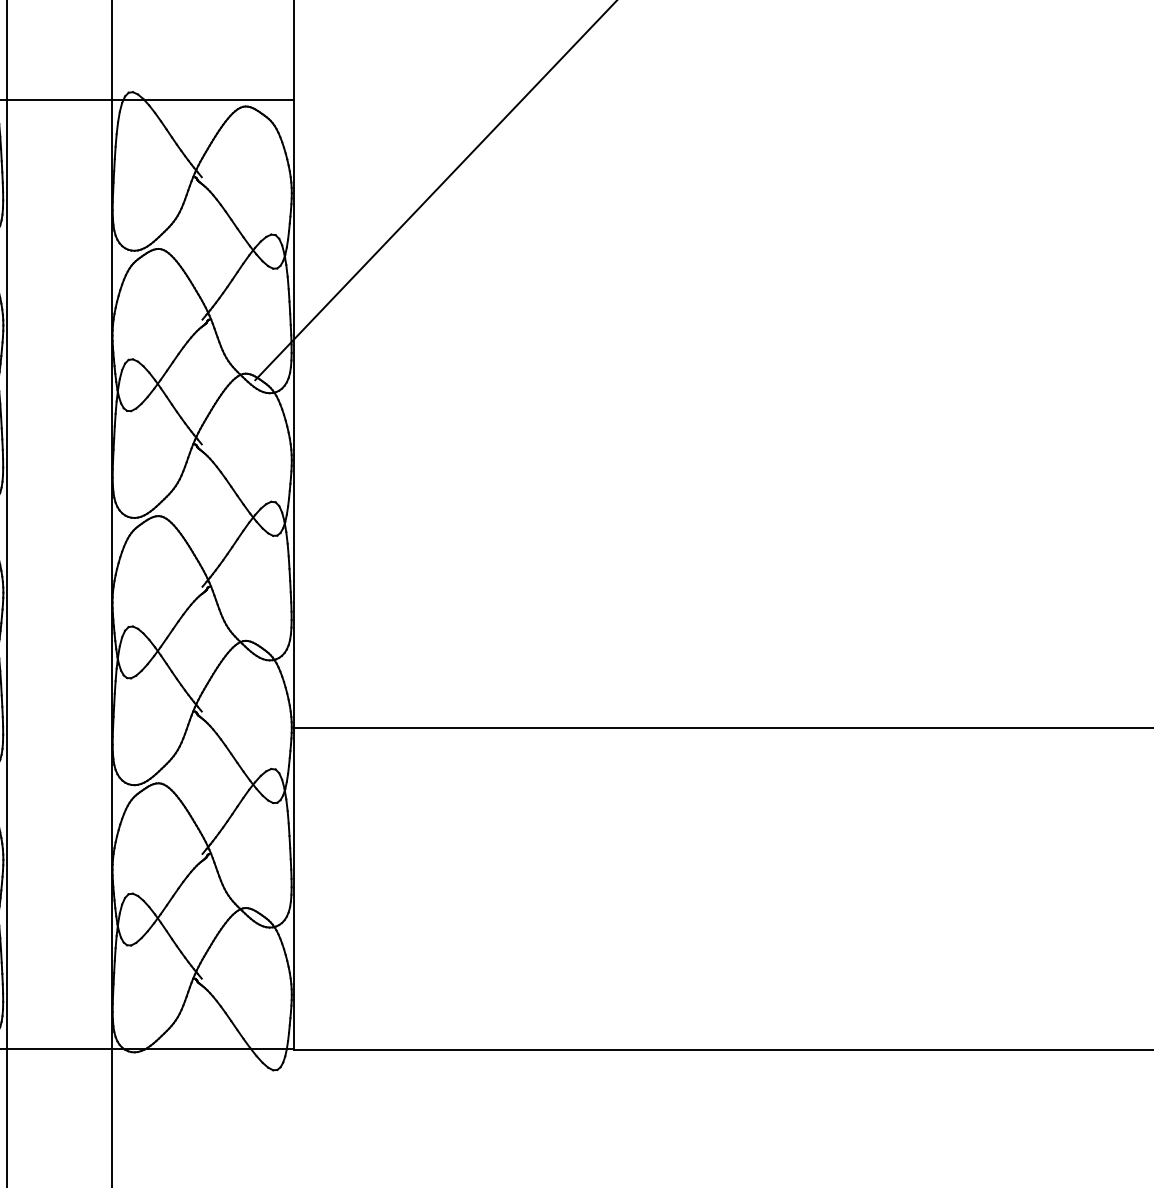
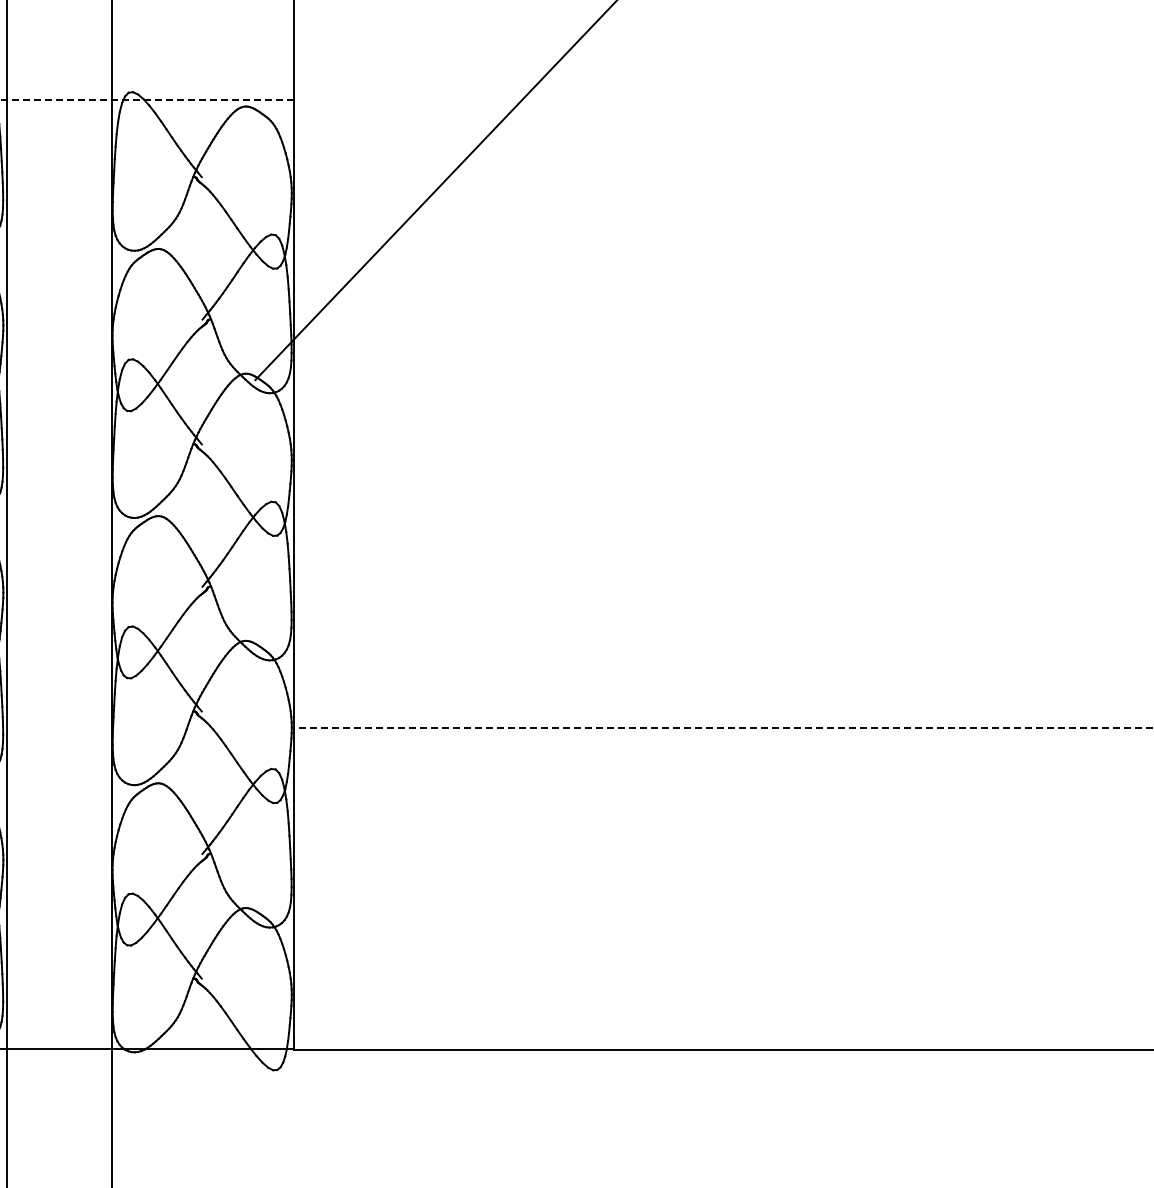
line: solid -> dashed (147, 100)
line: solid -> dashed (723, 727)
